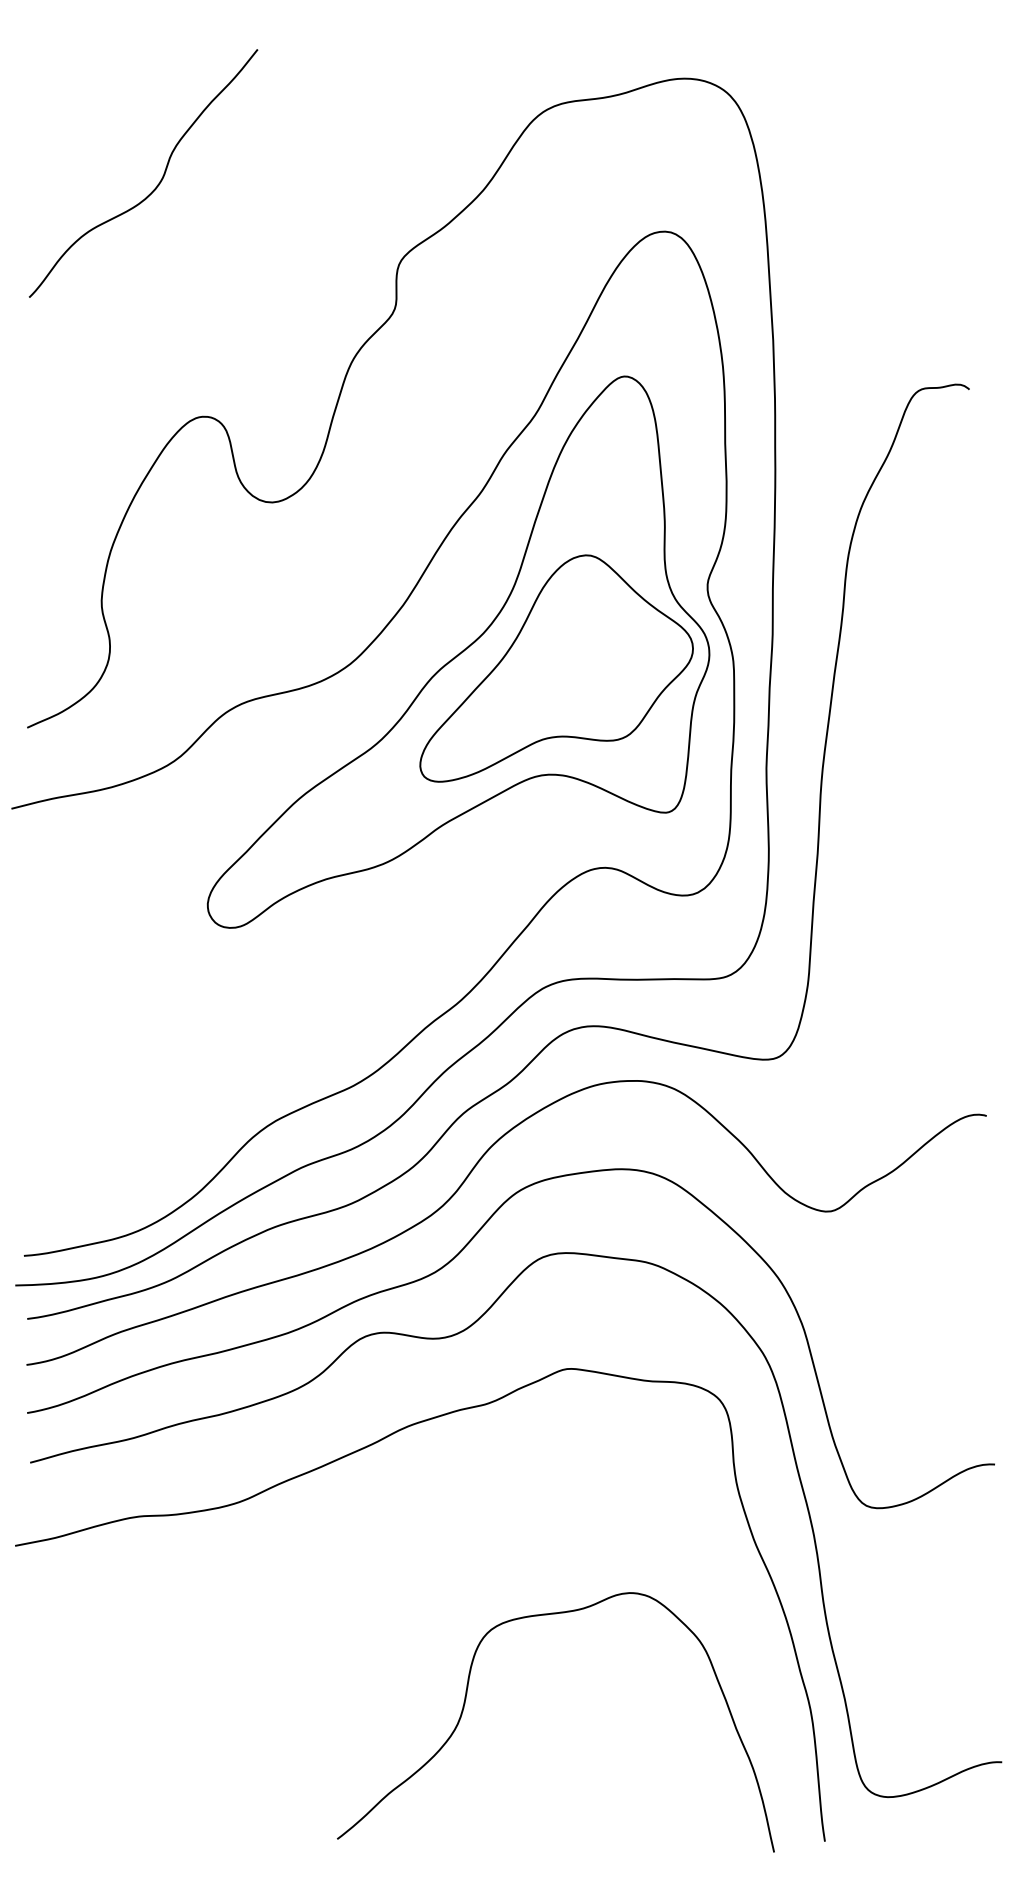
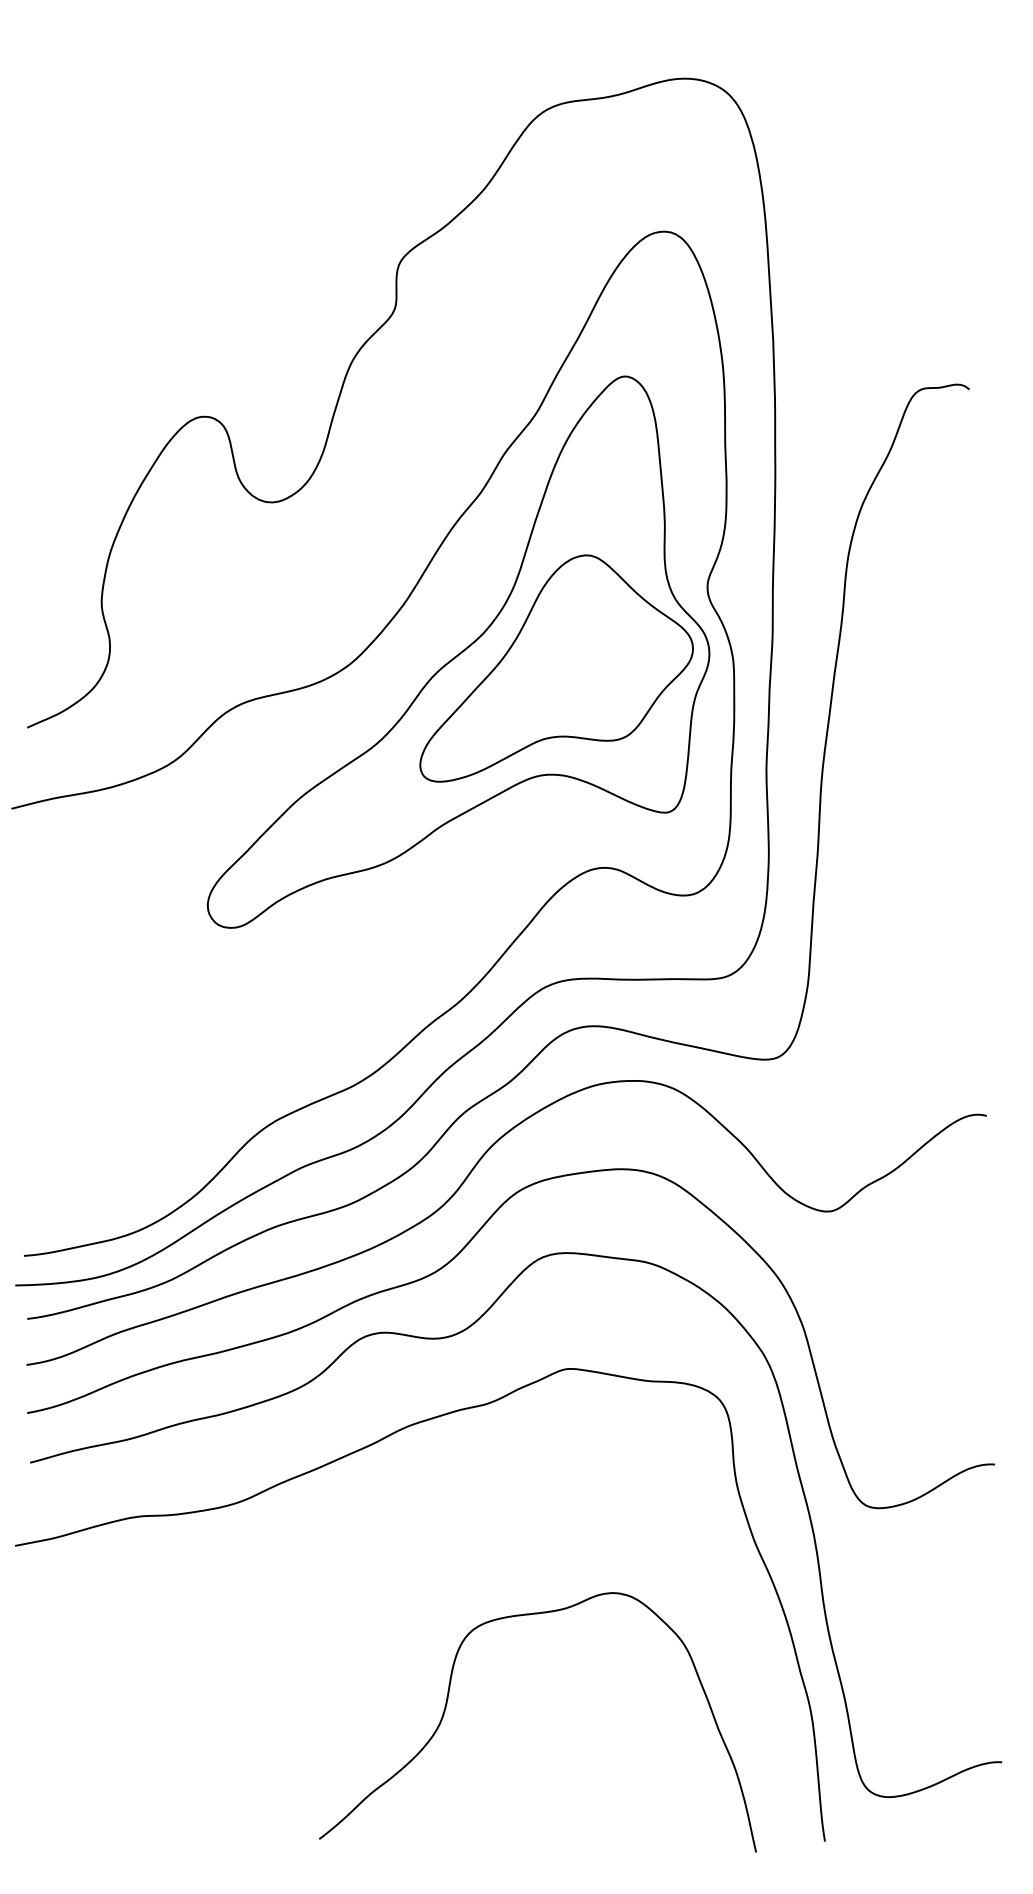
curve: present -> none (156, 185)
curve position: (465, 1704) -> (447, 1704) (447, 1704)
